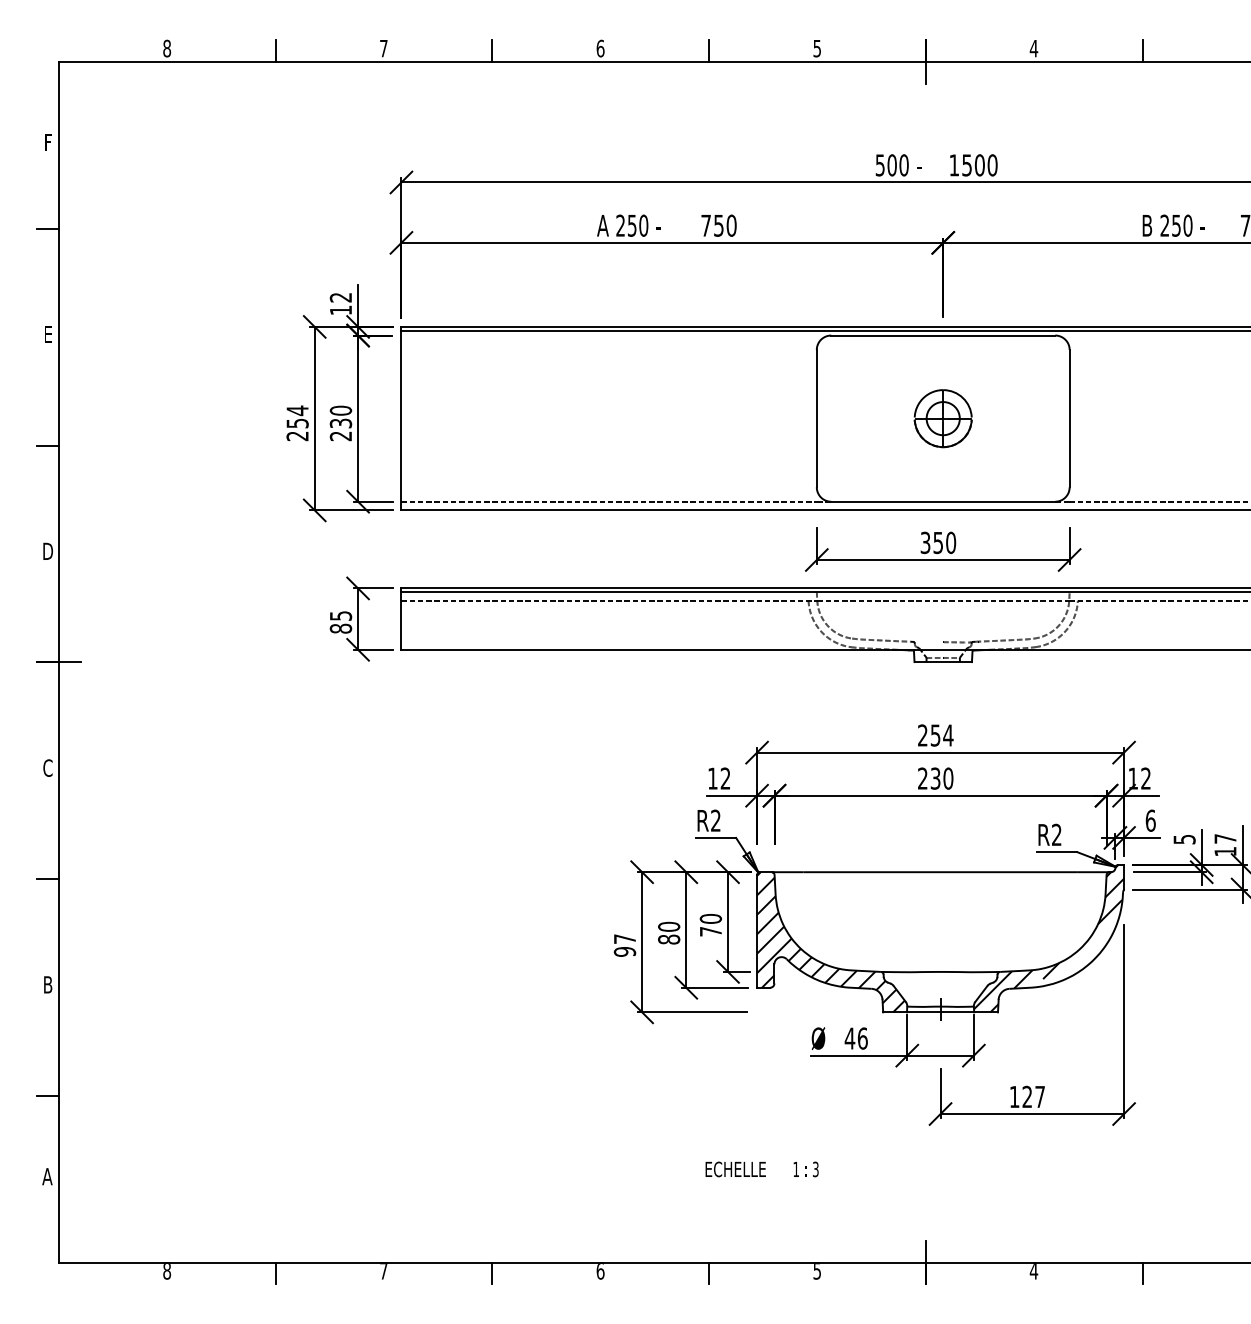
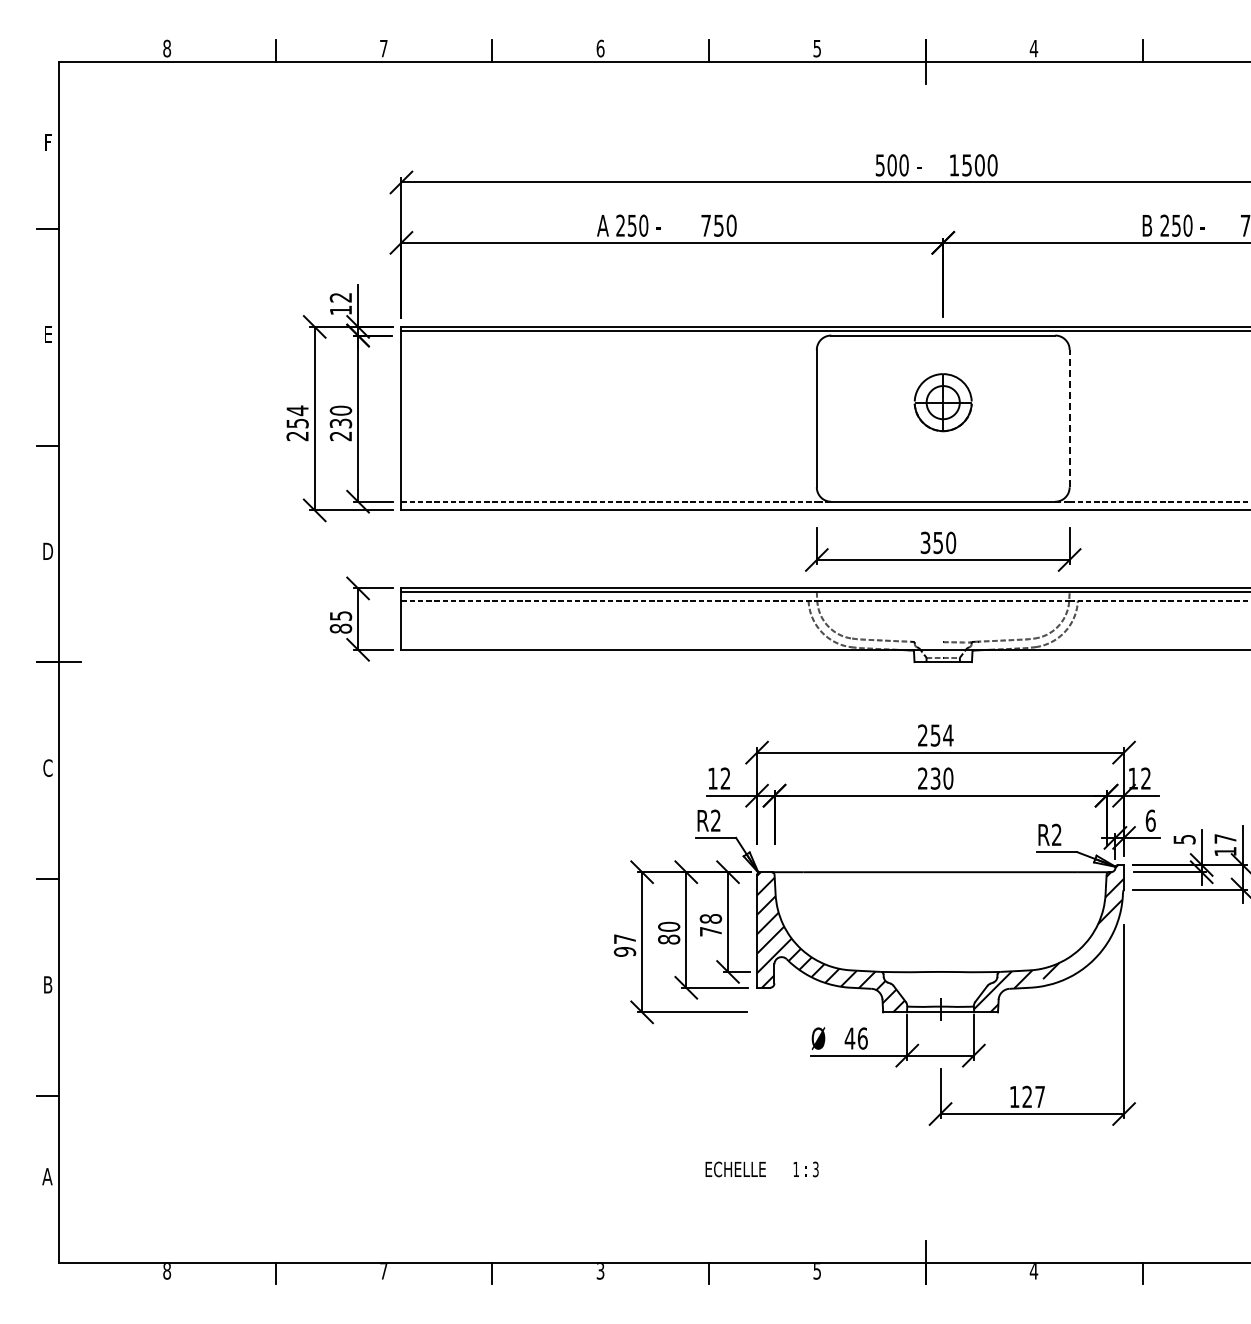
part position: (942, 418) -> (942, 402) (942, 402)
line: solid -> dashed (1069, 418)
text: 70 -> 78 (710, 918)
text: 6 -> 3 (600, 1271)
